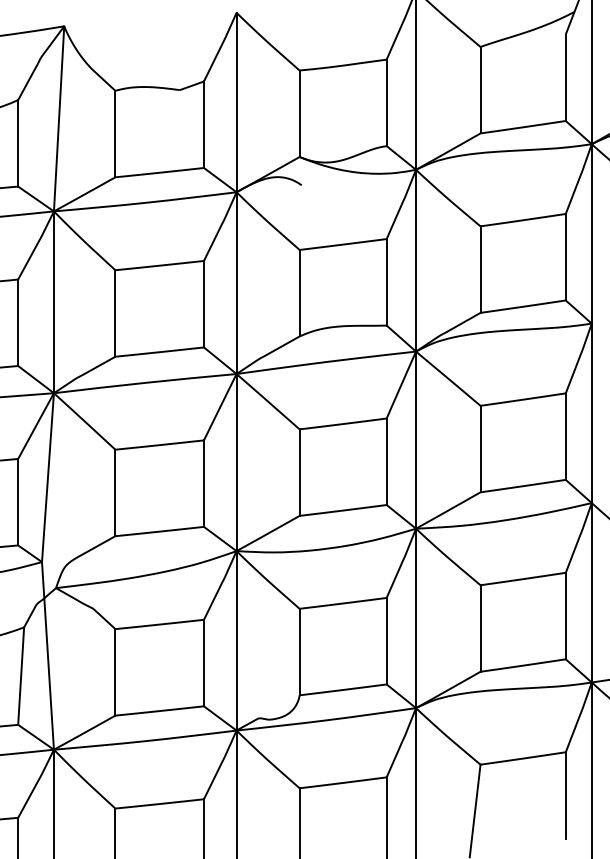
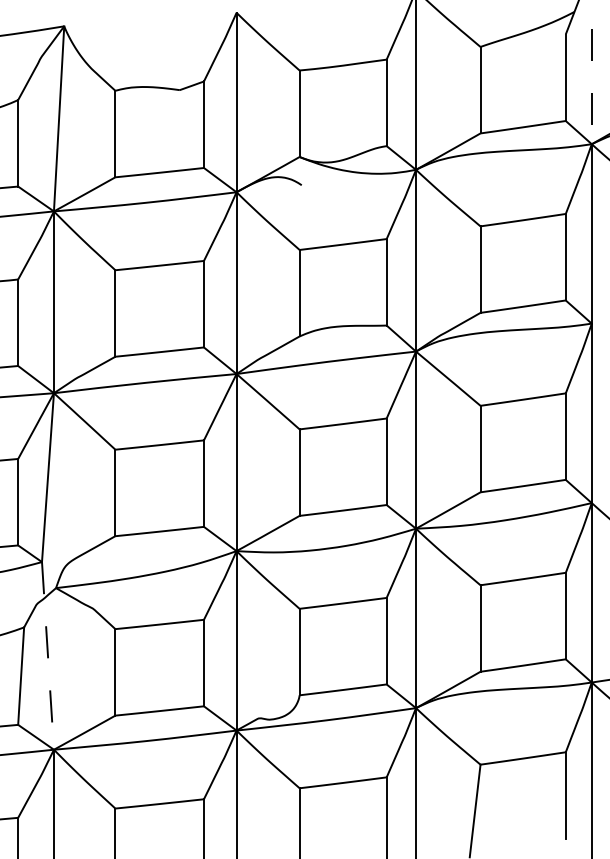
line: solid -> dashed (591, 72)
line: solid -> dashed (48, 656)
